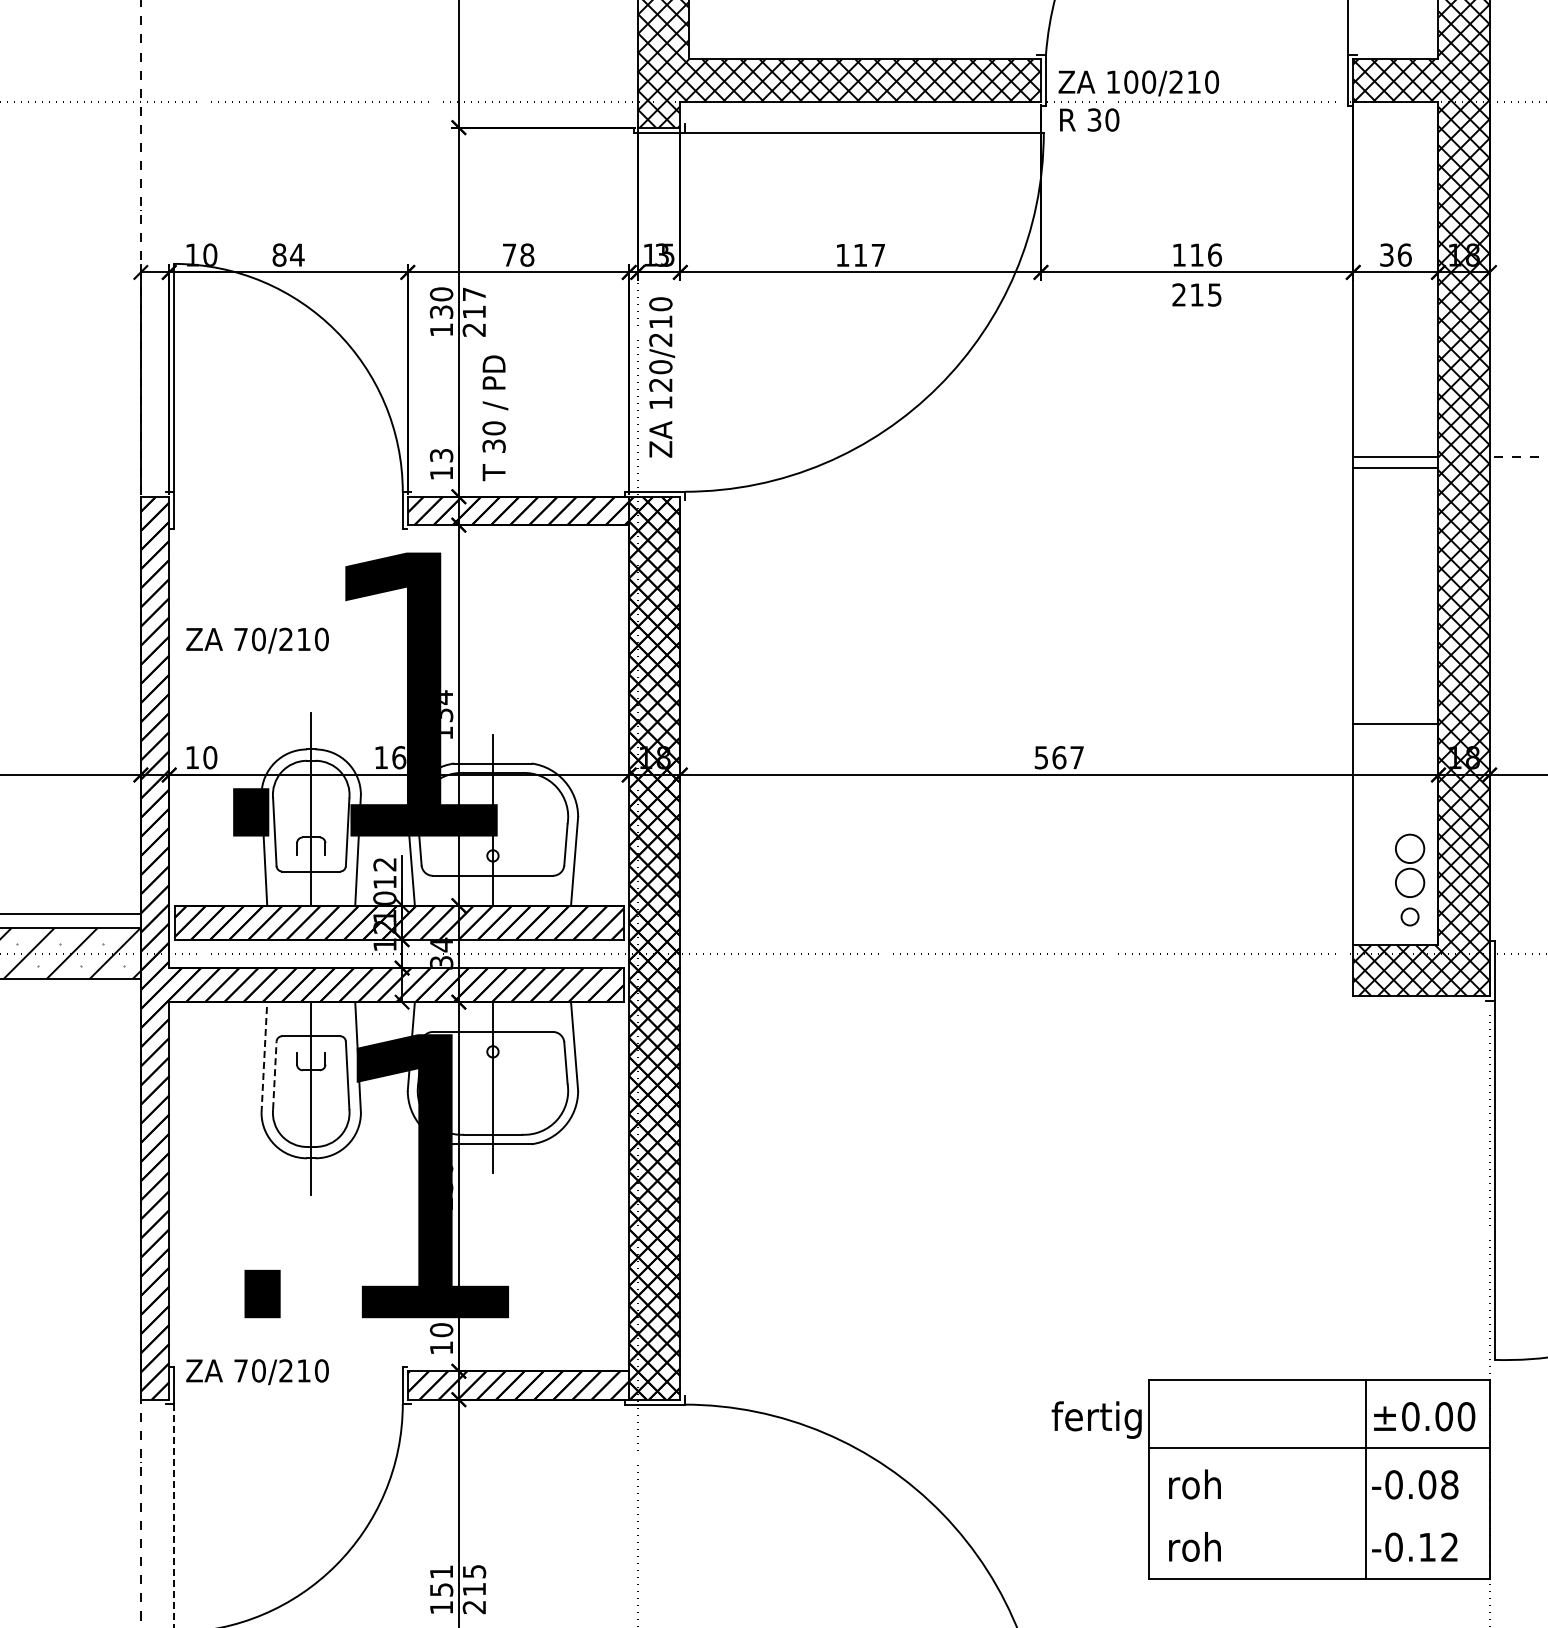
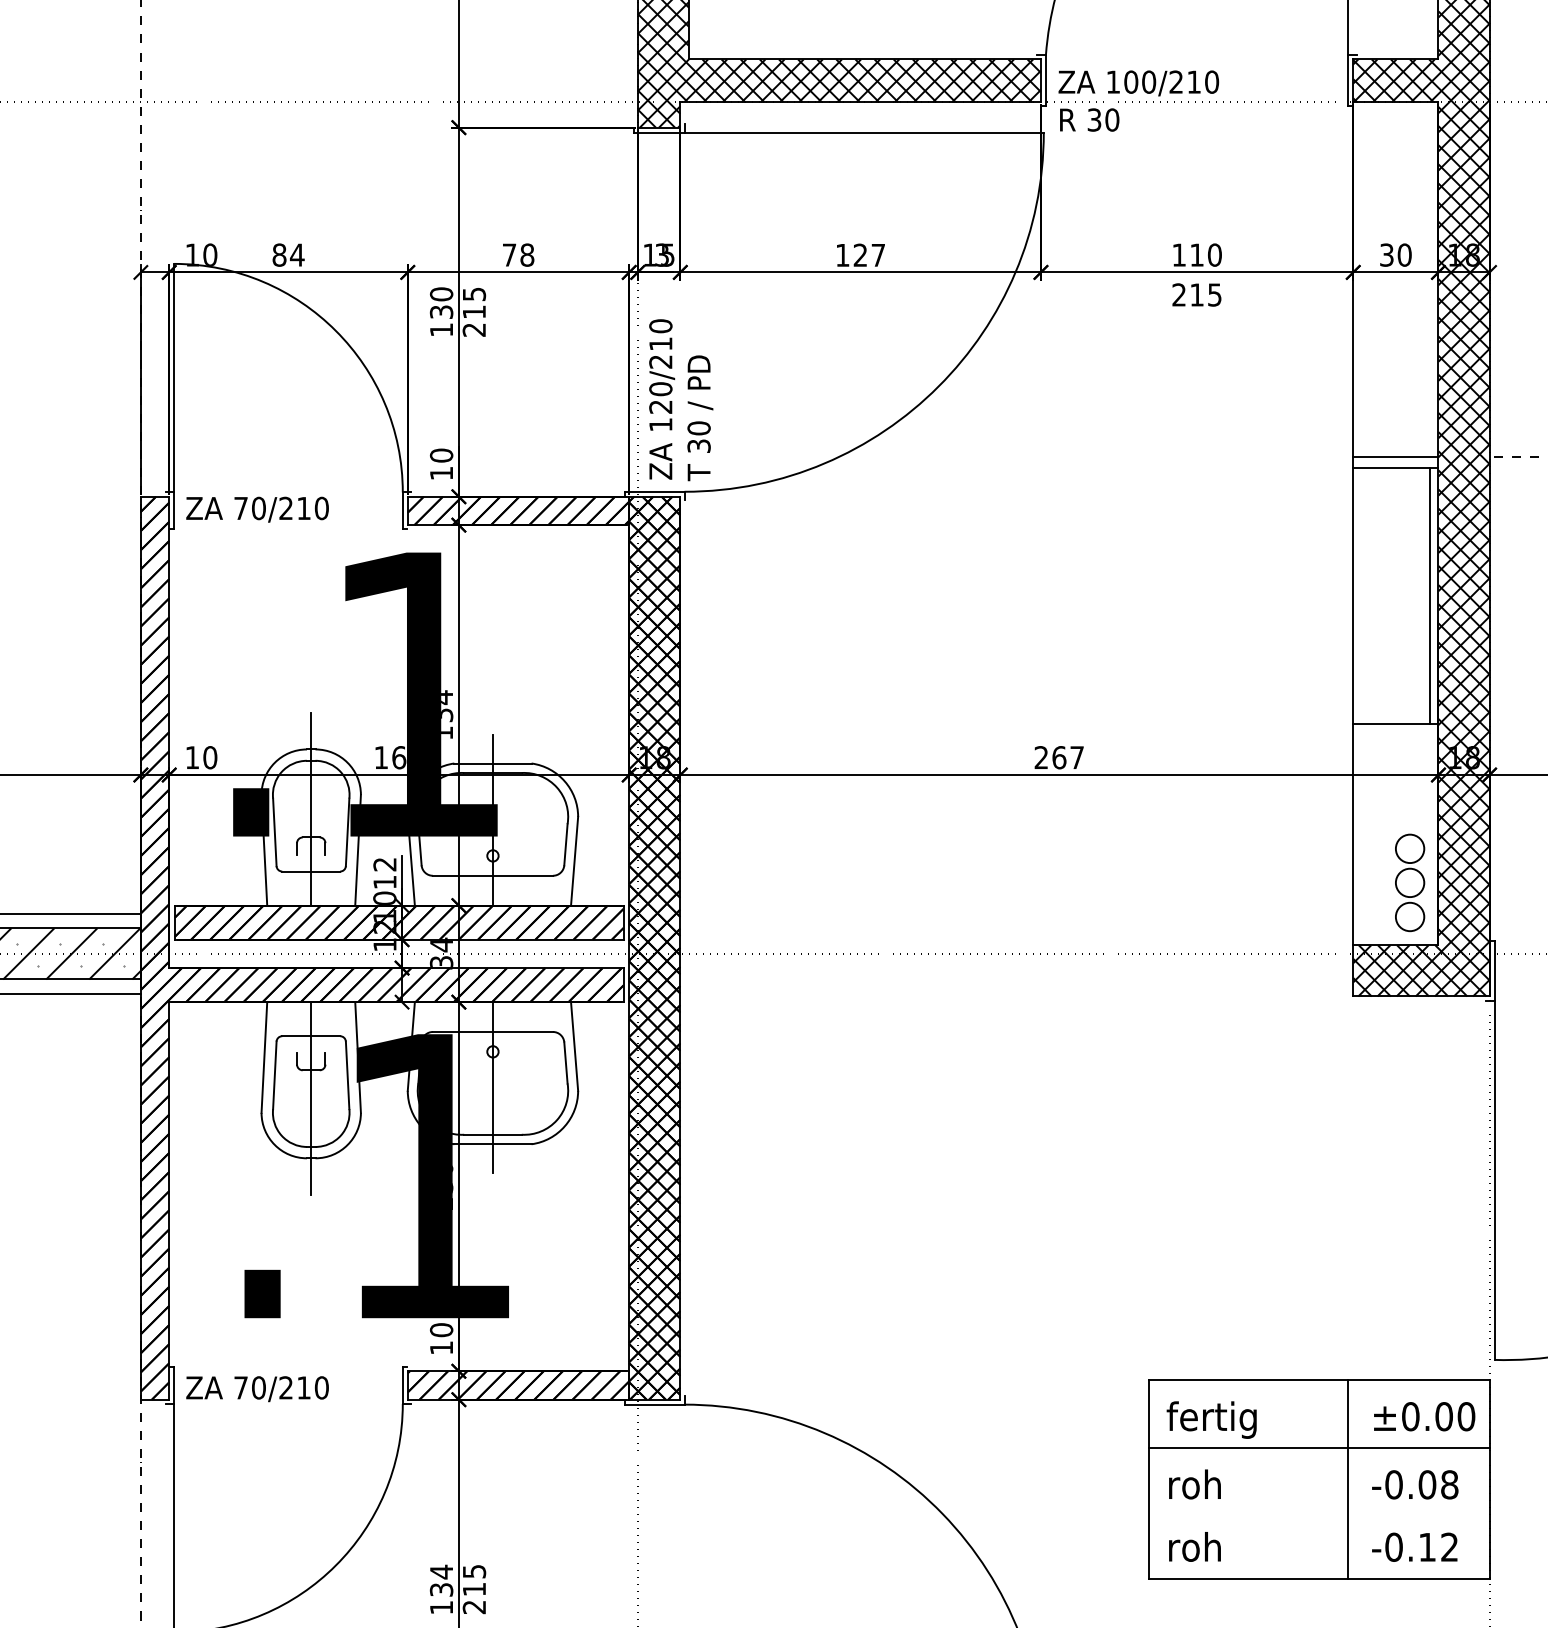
text: 117 -> 127 (859, 254)
text: 116 -> 110 (1215, 254)
text: 36 -> 30 (1404, 254)
text: 217 -> 215 (474, 294)
text position: (662, 377) -> (662, 399) (662, 399)
text position: (495, 418) -> (700, 418) (700, 418)
text: 13 -> 10 (441, 455)
line: none -> present (1429, 595)
text position: (257, 640) -> (257, 509) (257, 509)
text: 567 -> 267 (1040, 757)
circle diameter: 17 px -> 28 px (1409, 916)
line: none -> present (71, 993)
line: dashed -> solid (264, 1057)
line: dashed -> solid (274, 1075)
text position: (257, 1372) -> (257, 1389) (257, 1389)
text position: (1096, 1419) -> (1211, 1419) (1211, 1419)
line position: (1365, 1478) -> (1347, 1478) (1347, 1478)
line: dashed -> solid (174, 1515)
text: 151 -> 134 (440, 1579)
